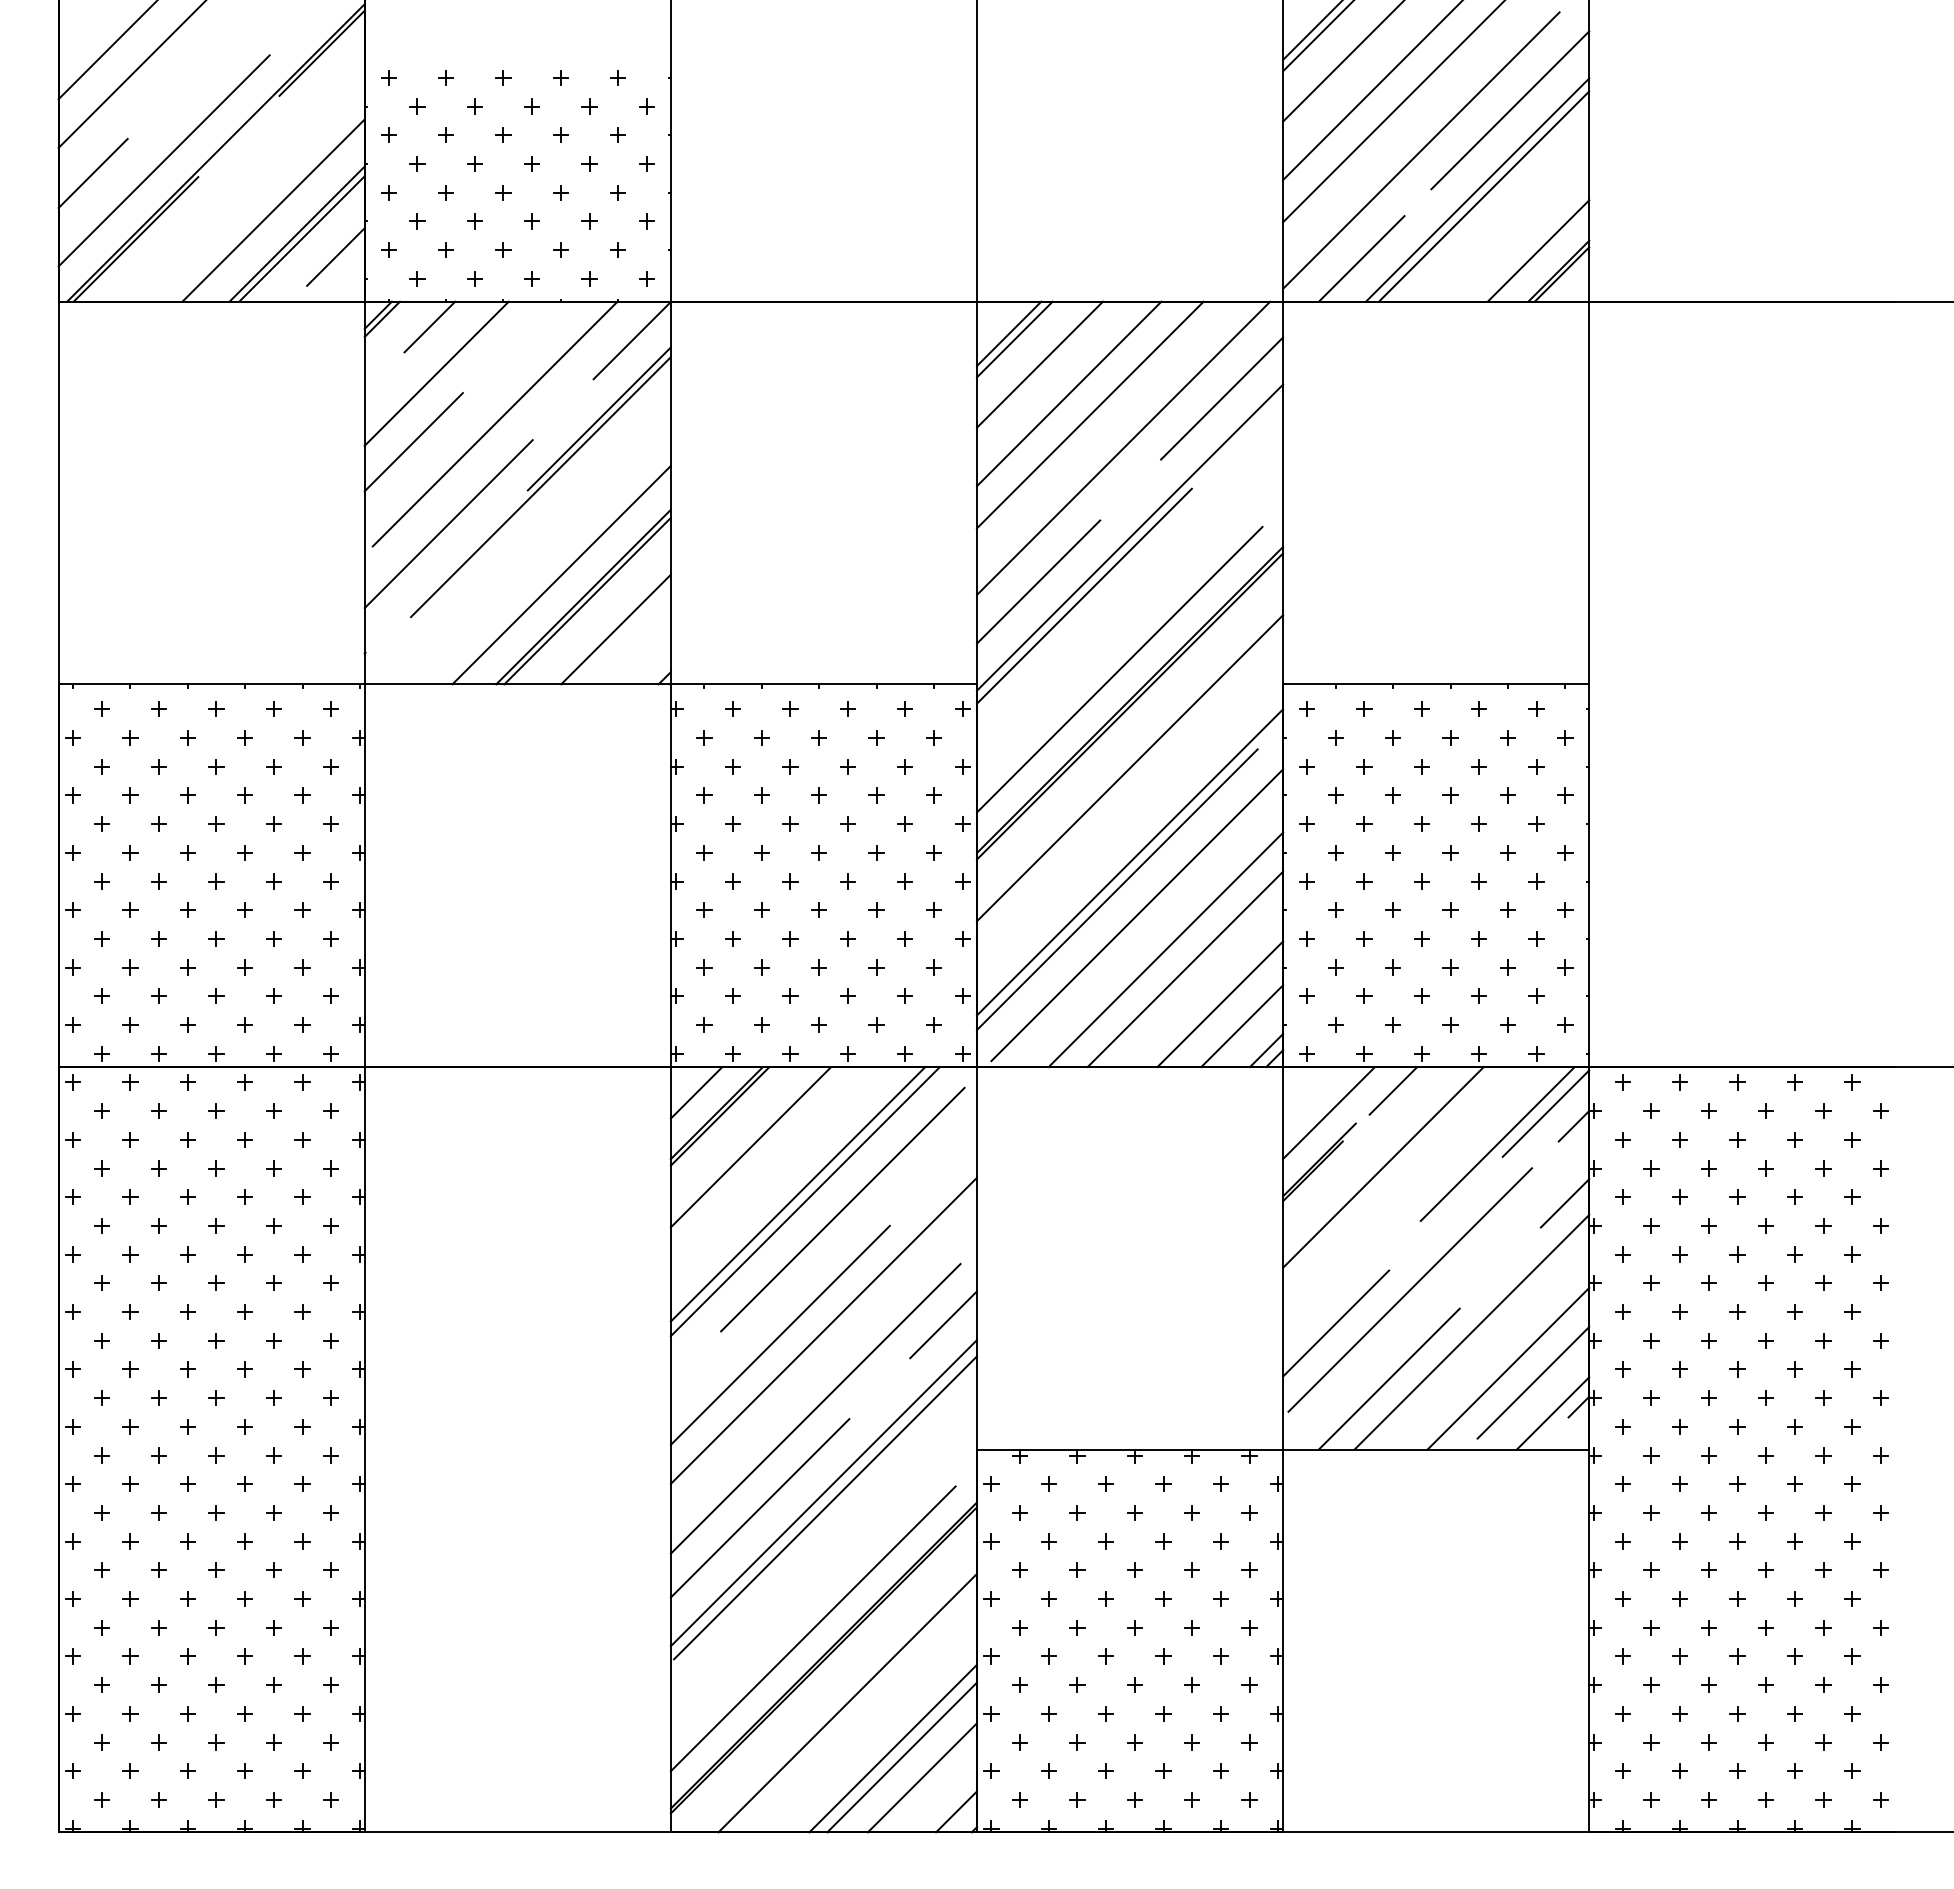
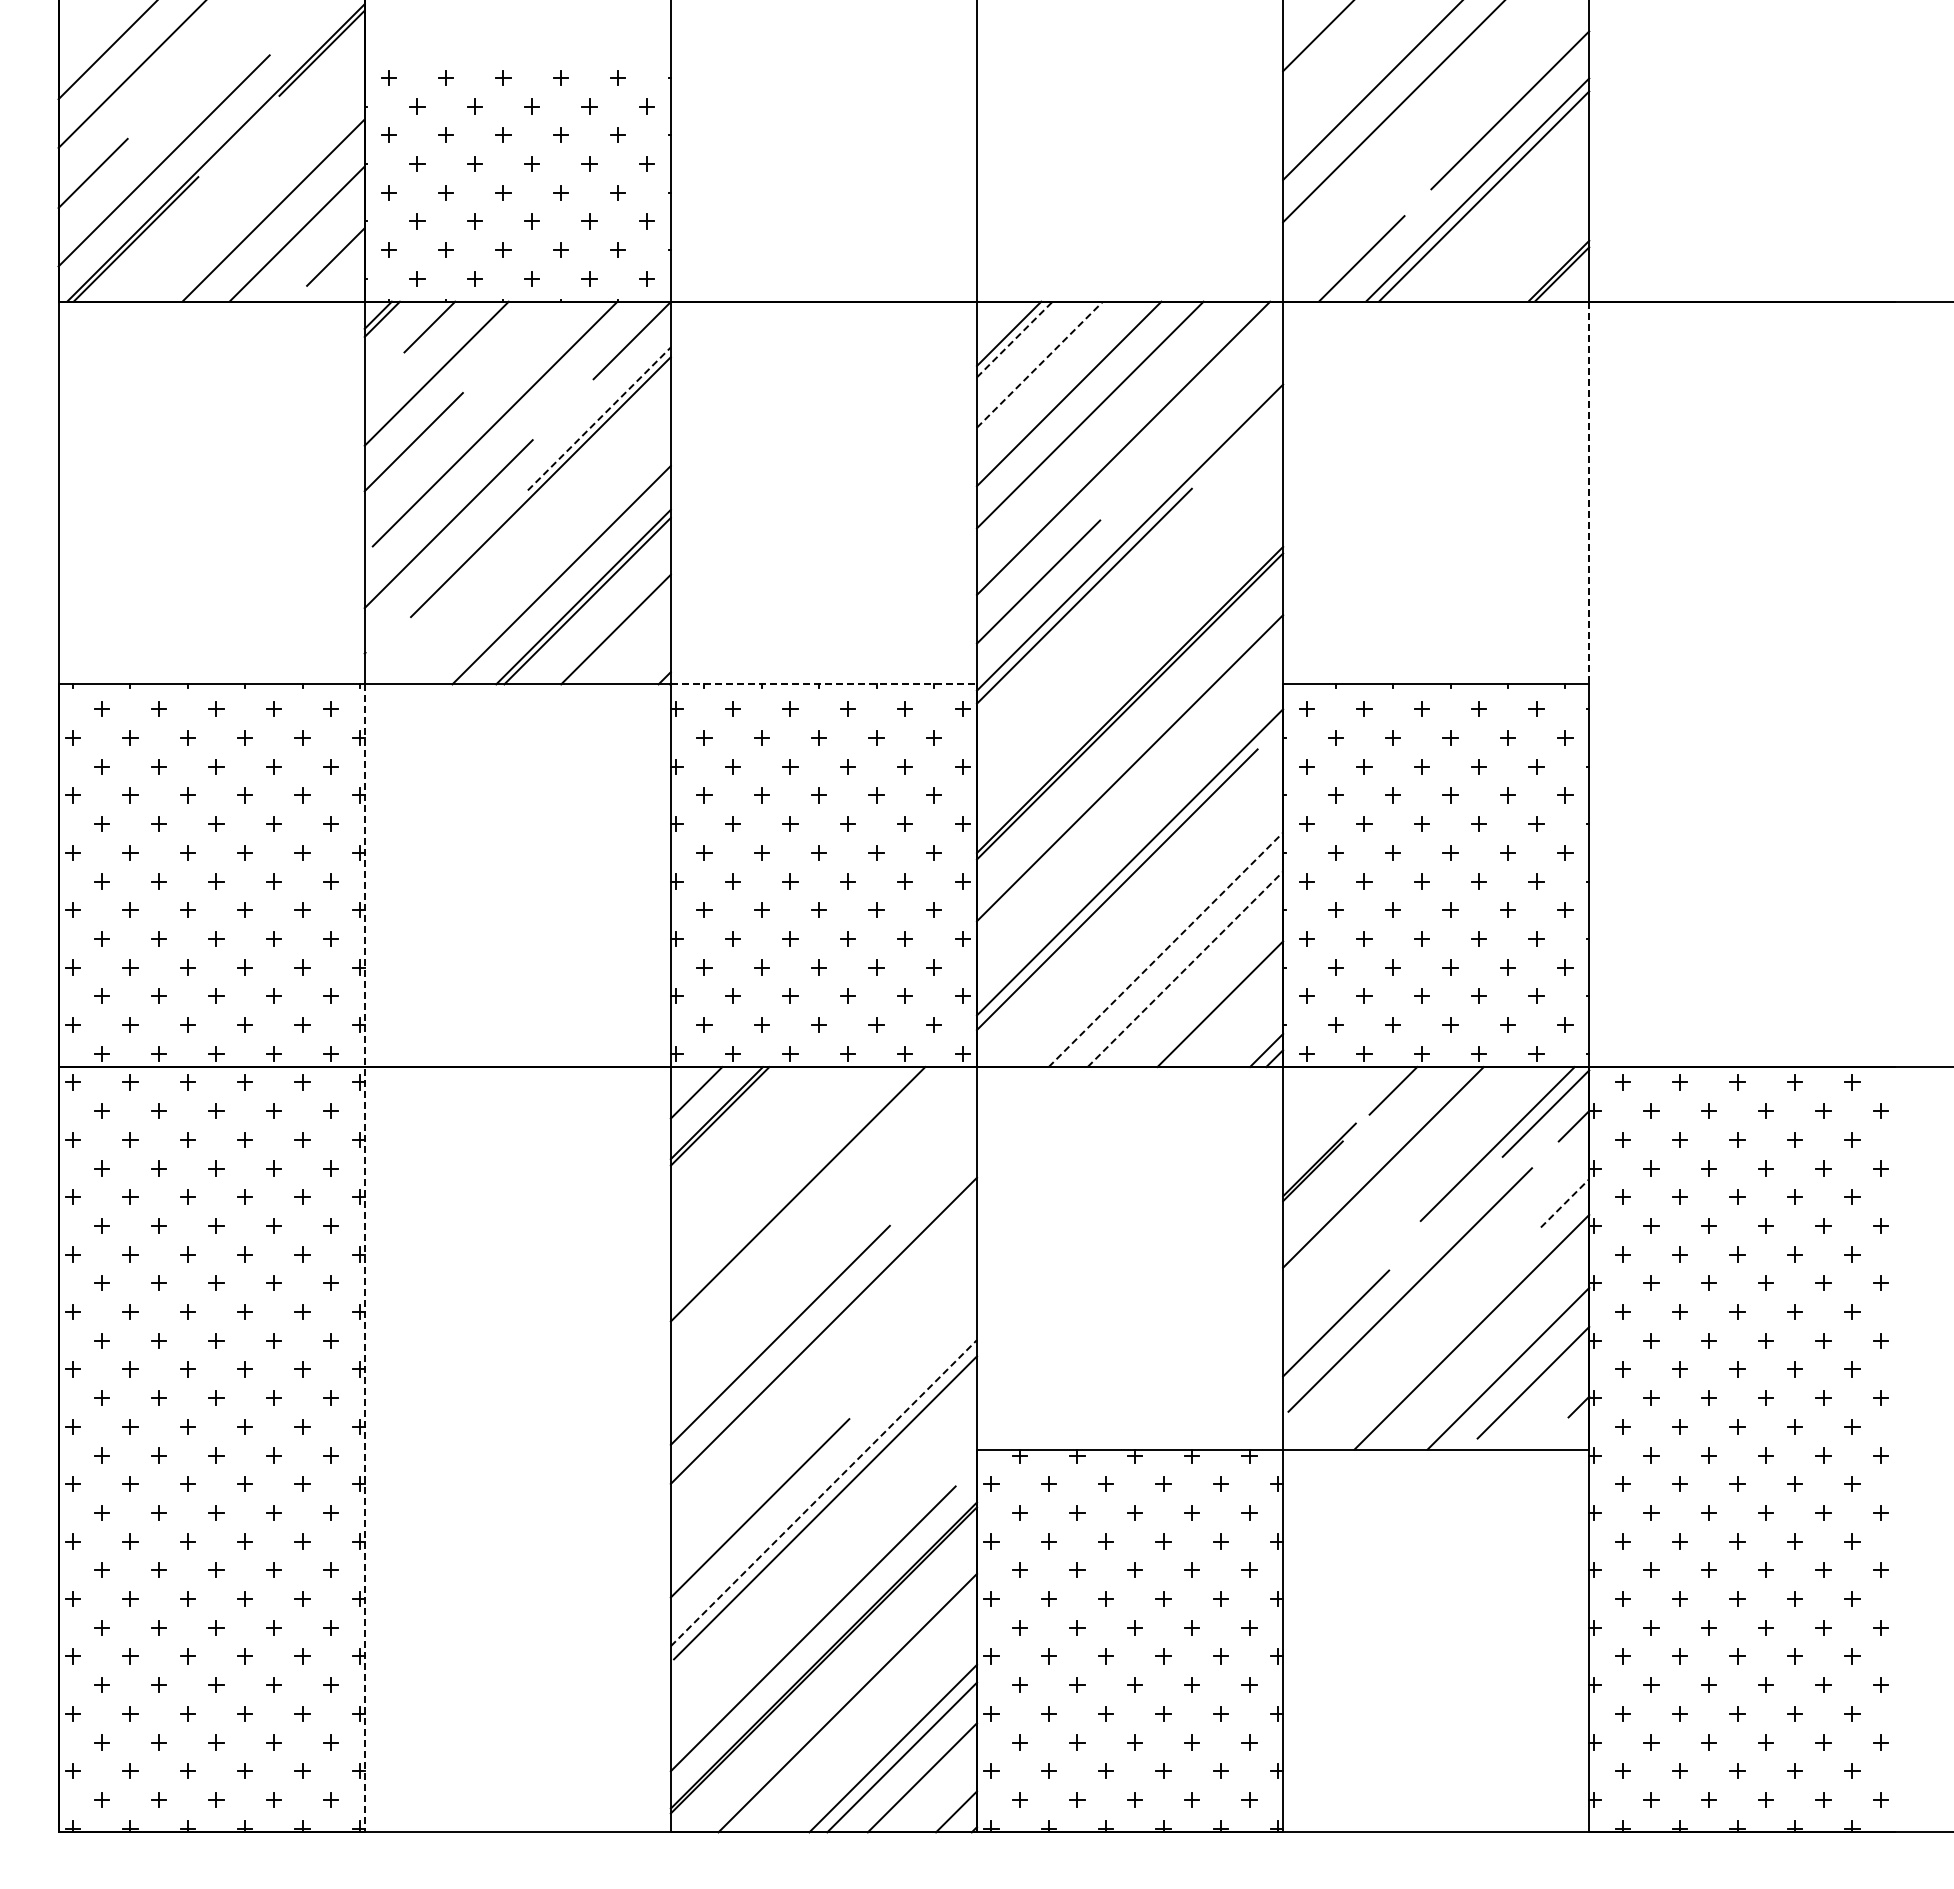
line: present -> none (1311, 30)
line: present -> none (1342, 61)
line: present -> none (1421, 150)
line: present -> none (301, 238)
line: present -> none (1538, 250)
line: solid -> dashed (1015, 339)
line: solid -> dashed (1040, 364)
line: present -> none (1222, 398)
line: solid -> dashed (599, 418)
line: solid -> dashed (1589, 493)
line: present -> none (1119, 669)
line: solid -> dashed (824, 684)
line: present -> none (1137, 915)
line: solid -> dashed (1165, 949)
line: solid -> dashed (1185, 968)
line: present -> none (1242, 1026)
line: present -> none (1329, 1112)
line: present -> none (750, 1147)
line: present -> none (804, 1201)
line: solid -> dashed (1565, 1202)
line: present -> none (842, 1209)
line: solid -> dashed (364, 1258)
line: present -> none (943, 1324)
line: present -> none (1388, 1378)
line: present -> none (815, 1408)
line: present -> none (1552, 1413)
line: solid -> dashed (824, 1492)
